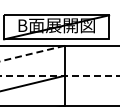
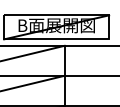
line: dashed -> solid (32, 53)
line: dashed -> solid (60, 75)
